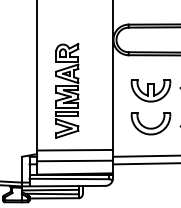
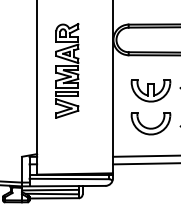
part position: (67, 90) -> (67, 70) (67, 70)
line: present -> none (75, 149)
line: present -> none (75, 160)
